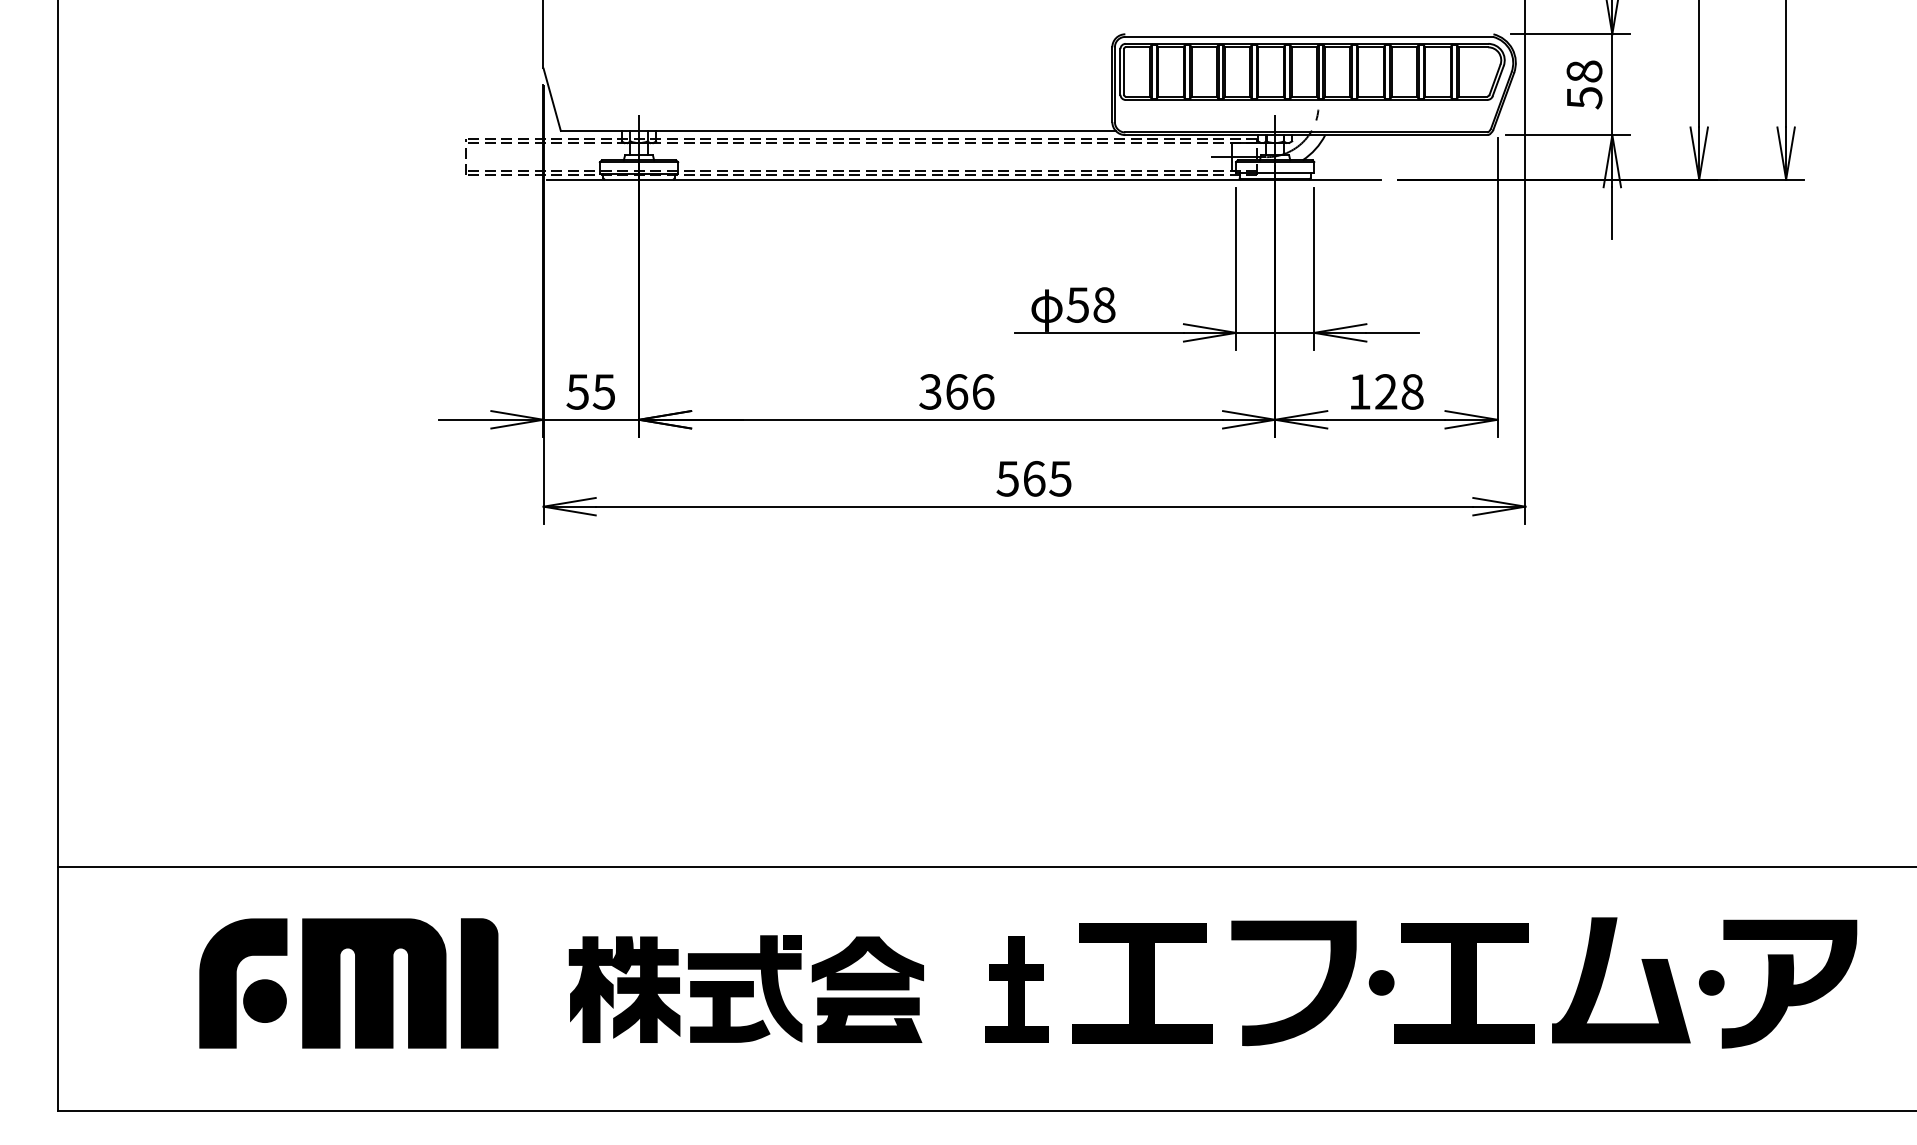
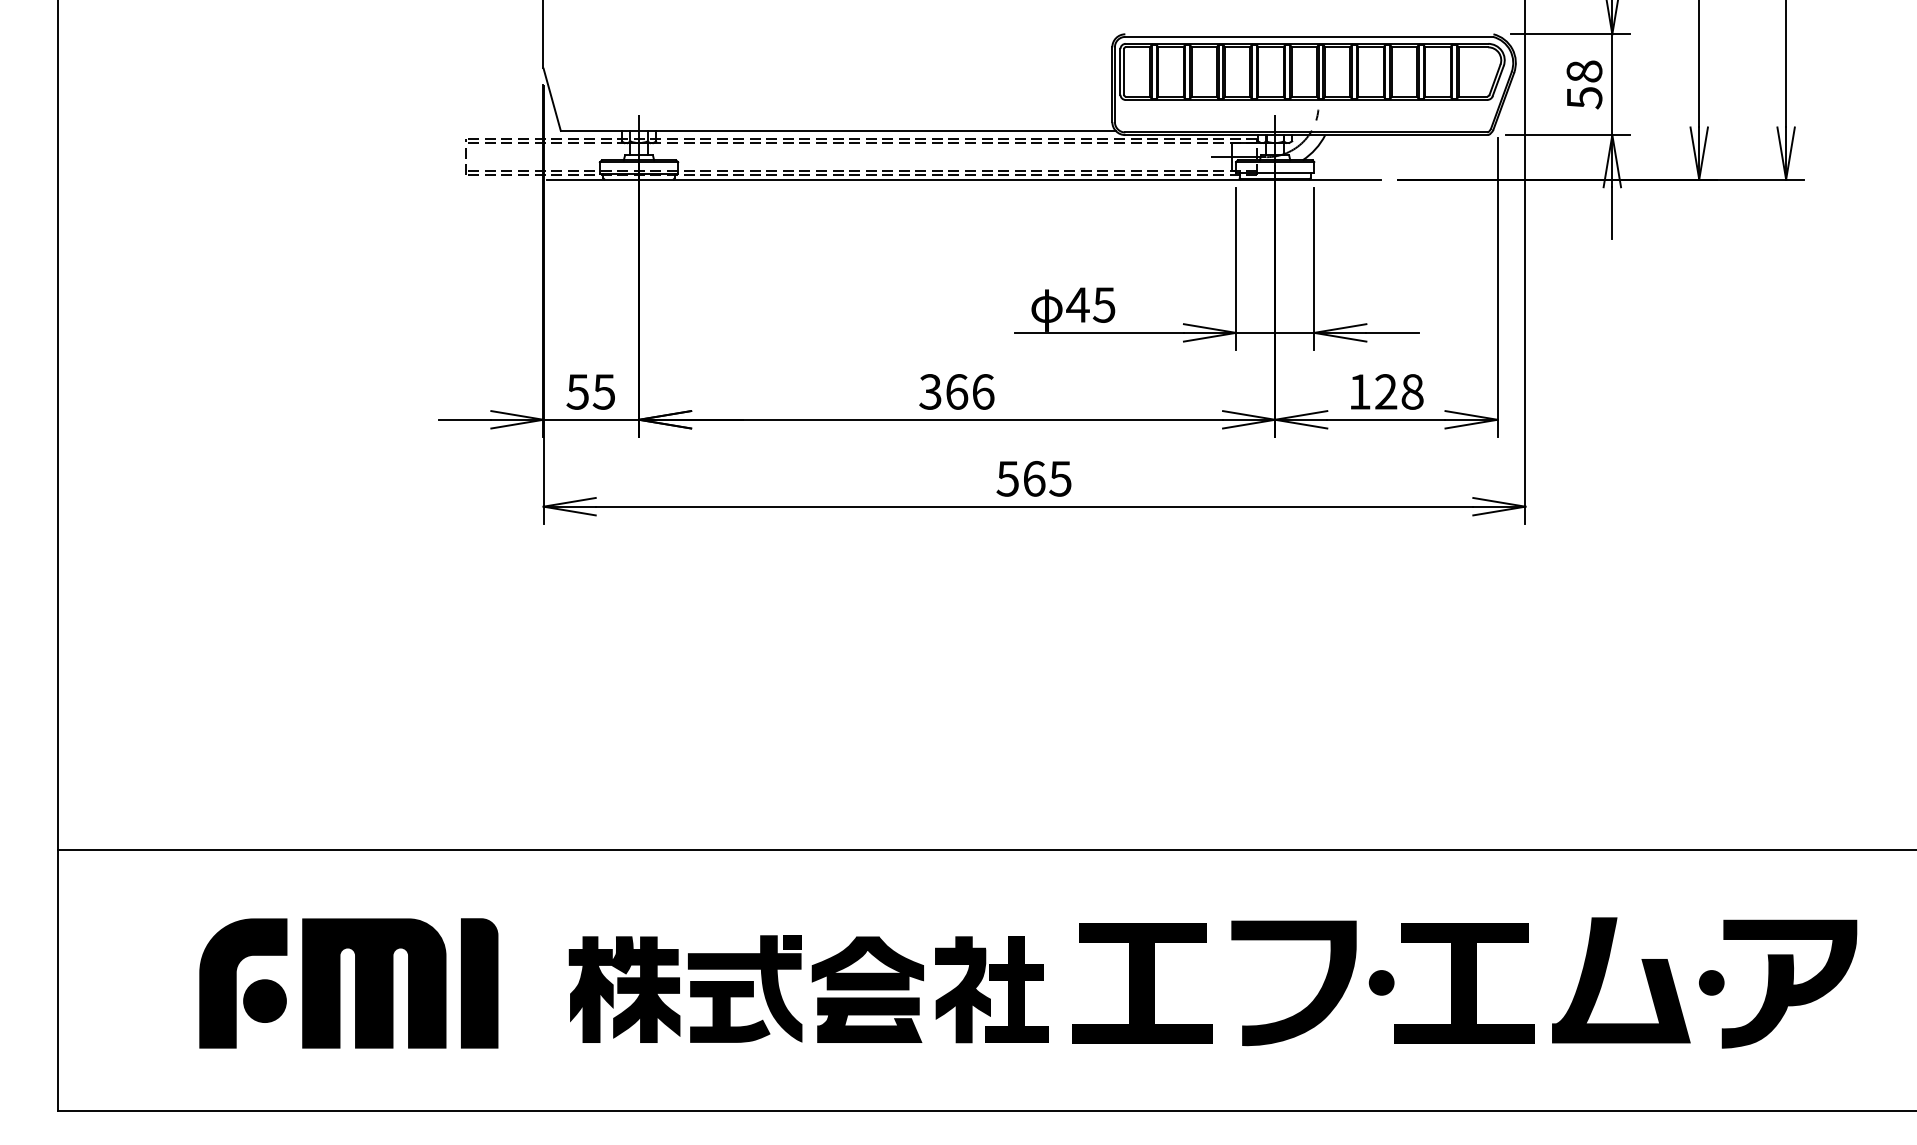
text: 58 -> 45 (1090, 304)
line position: (985, 866) -> (985, 849) (985, 849)
fill: none -> present (962, 989)
